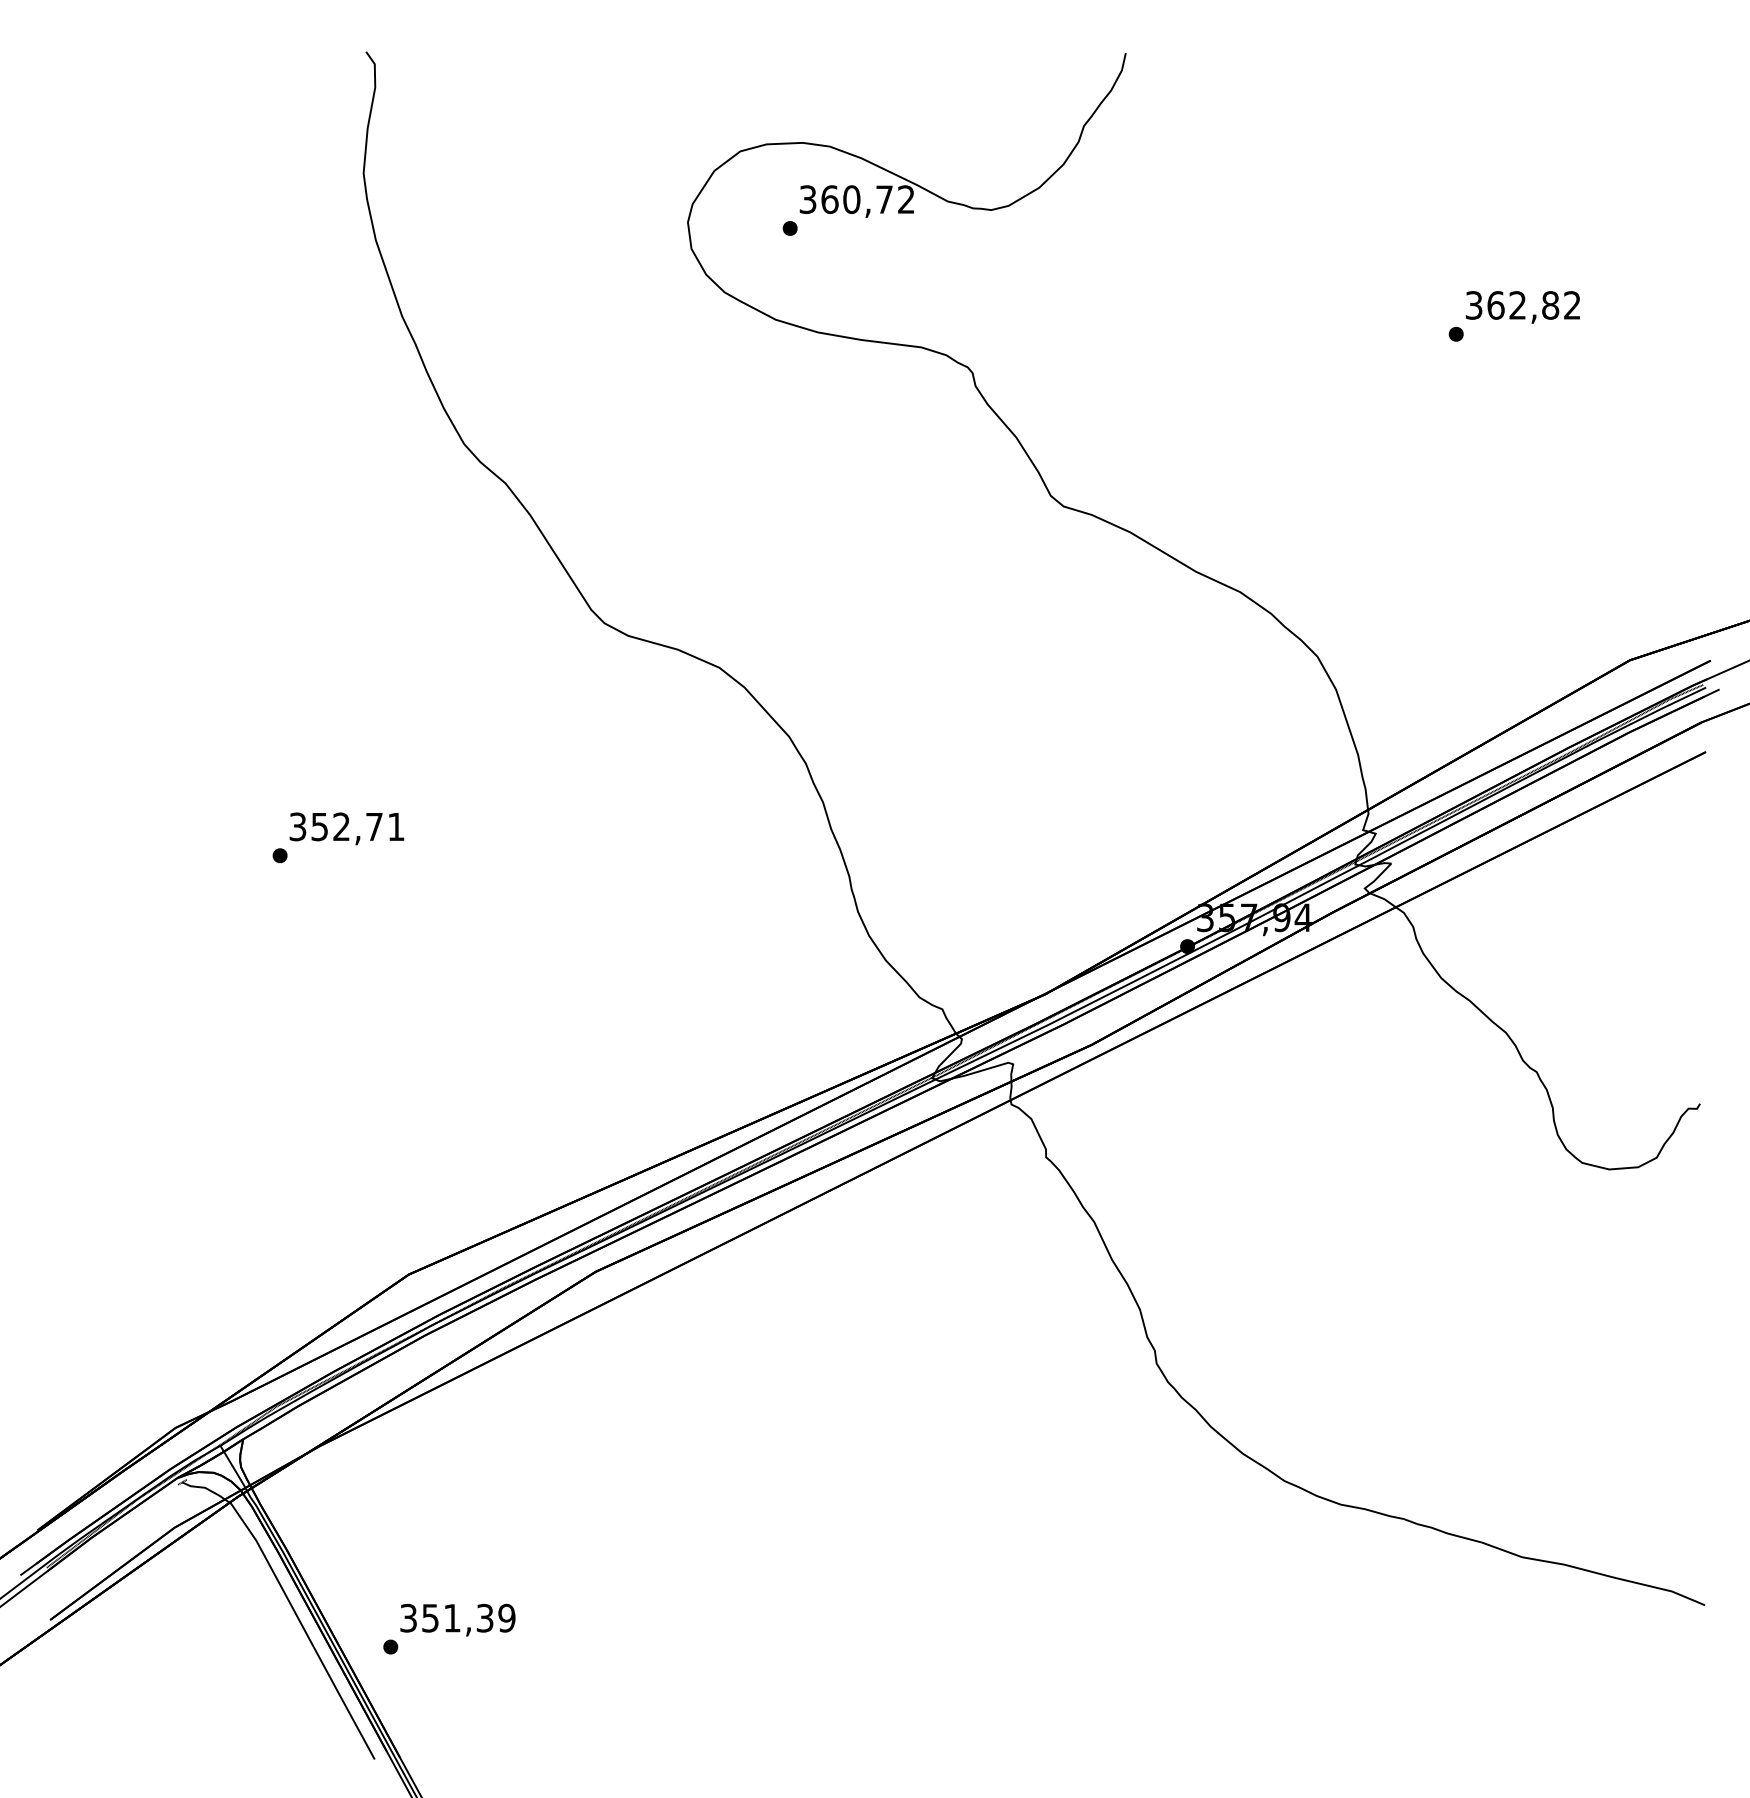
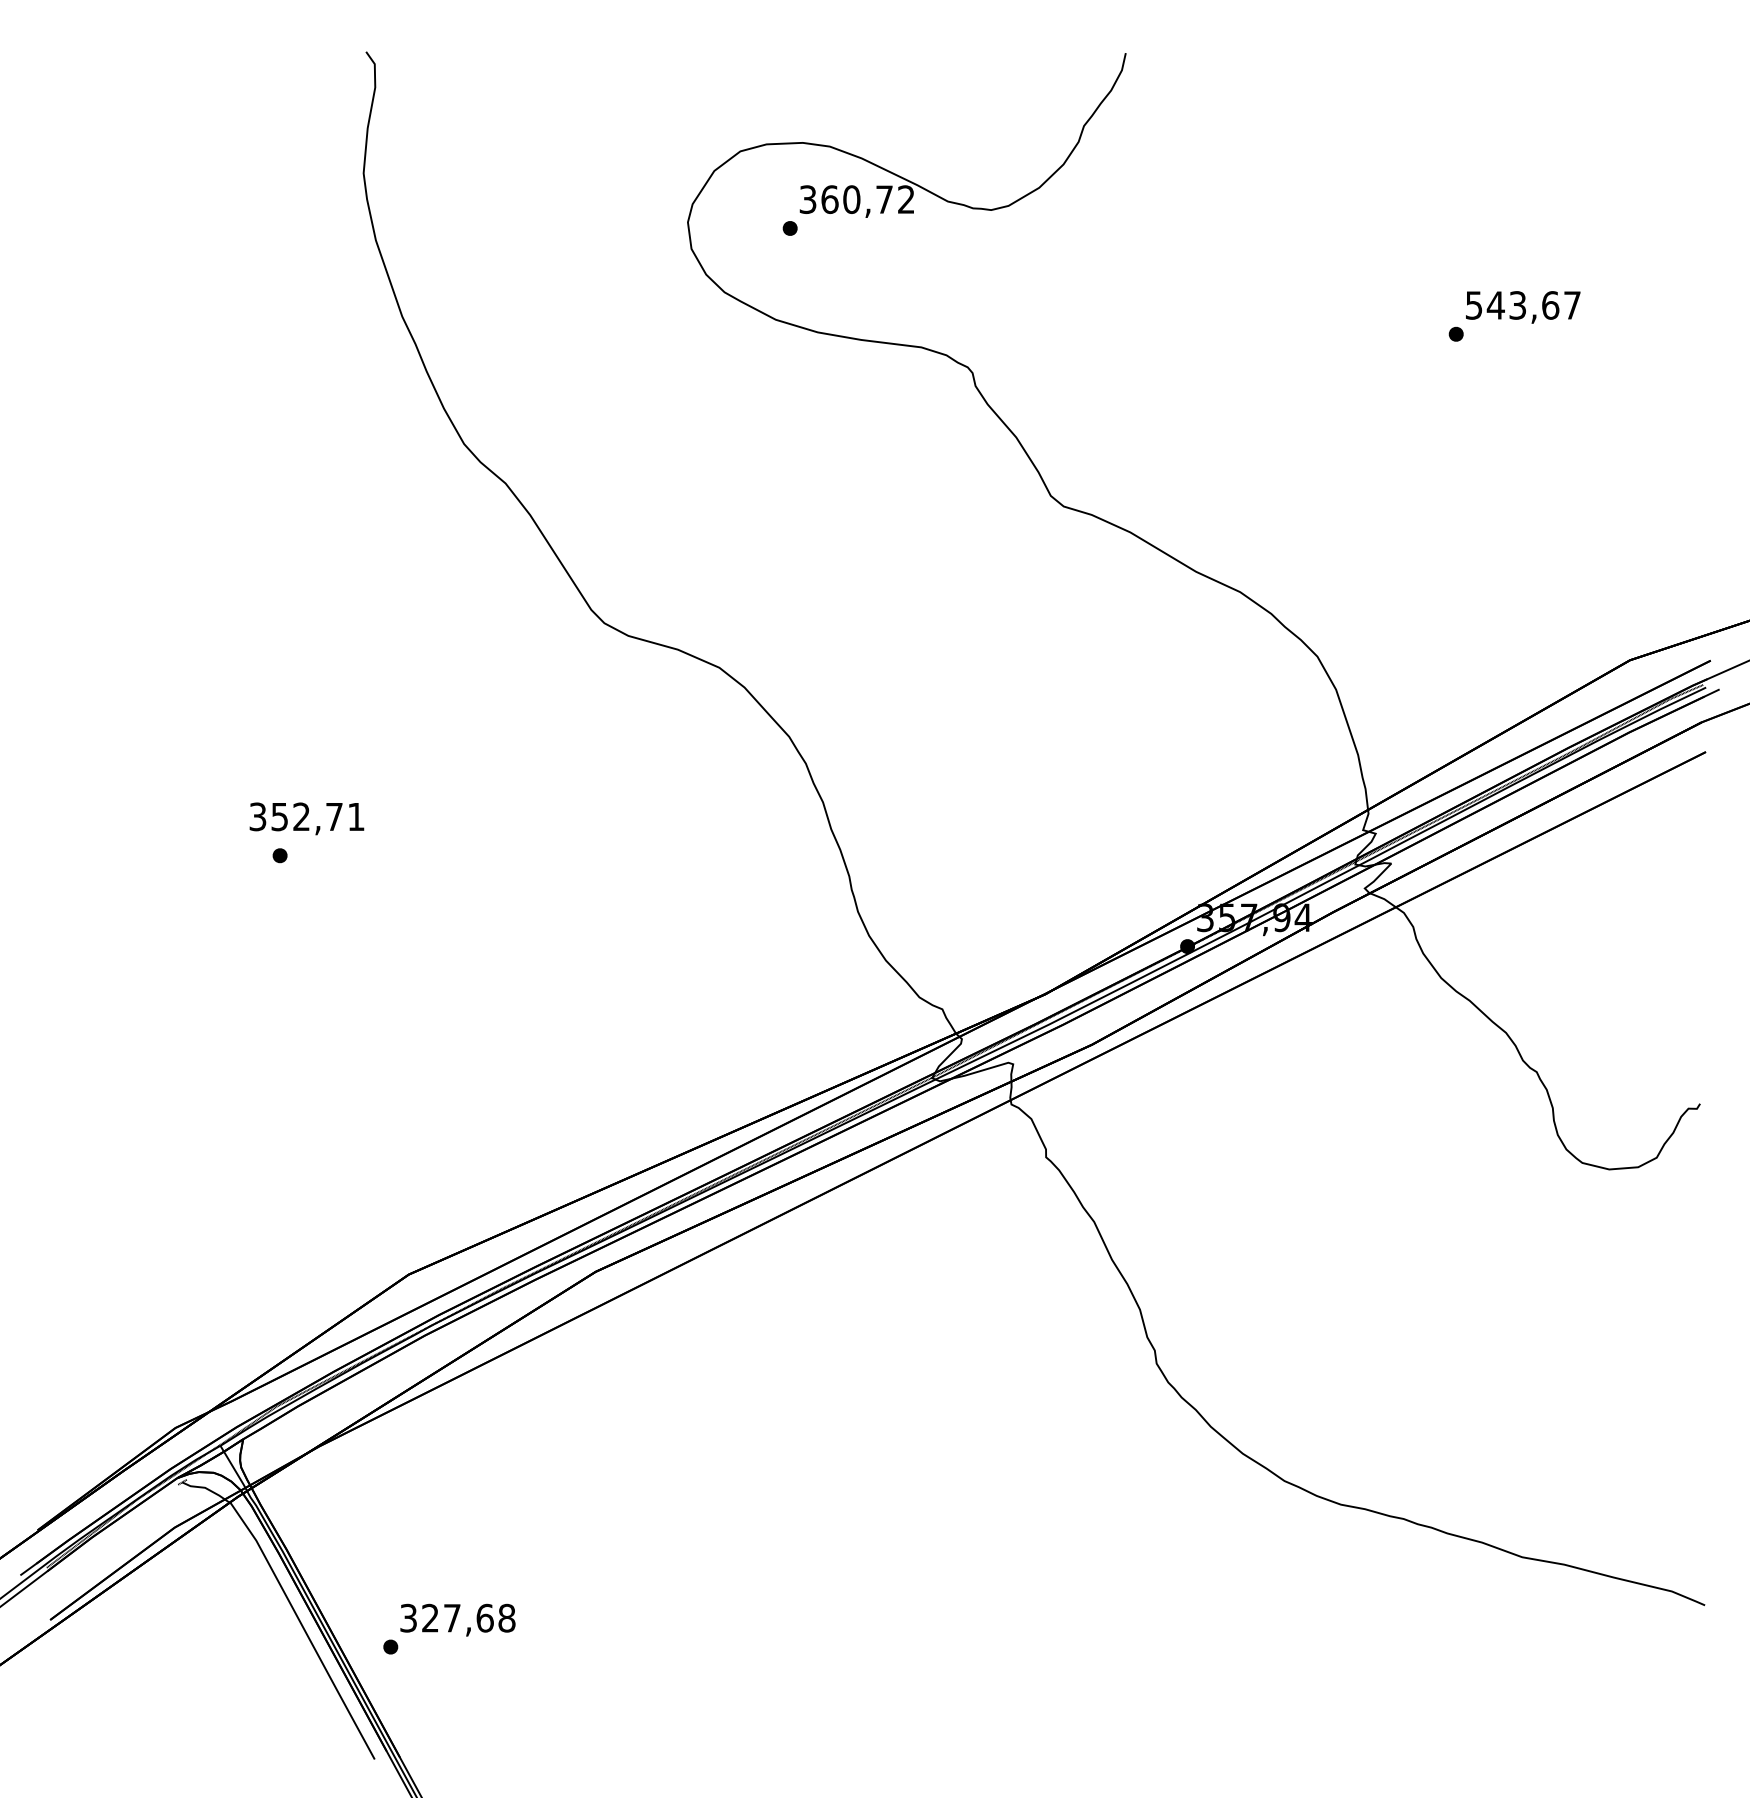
text: 362,82 -> 543,67 (1523, 305)
text position: (346, 828) -> (306, 818) (306, 818)
text: 351,39 -> 327,68 (468, 1617)
